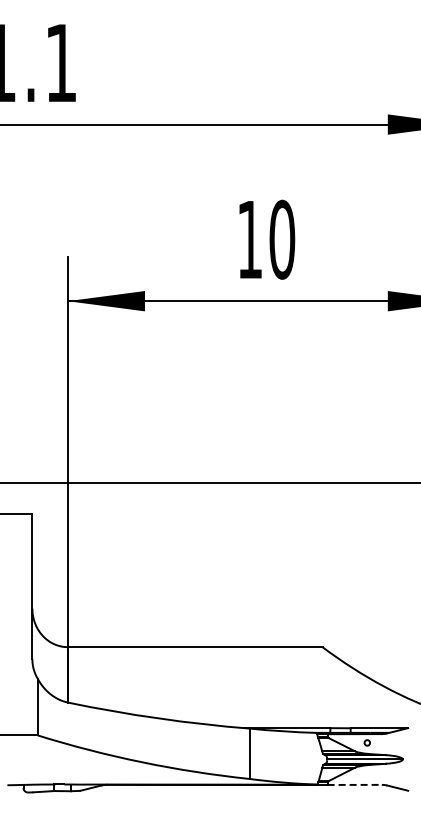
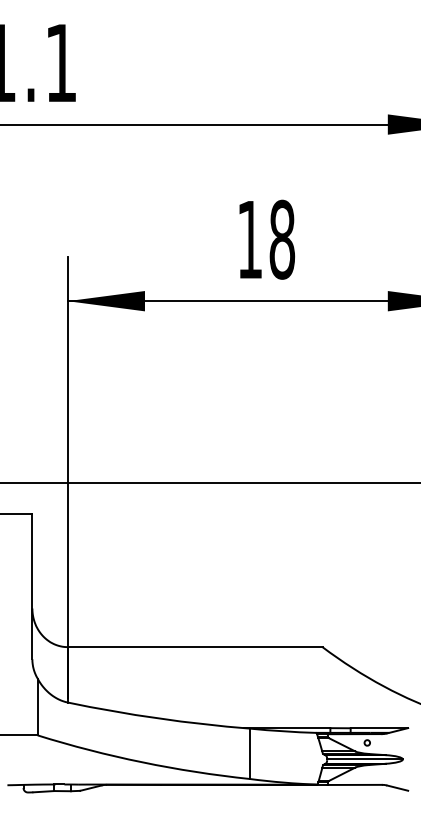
text: 10 -> 18 (282, 239)
line: dashed -> solid (355, 784)
